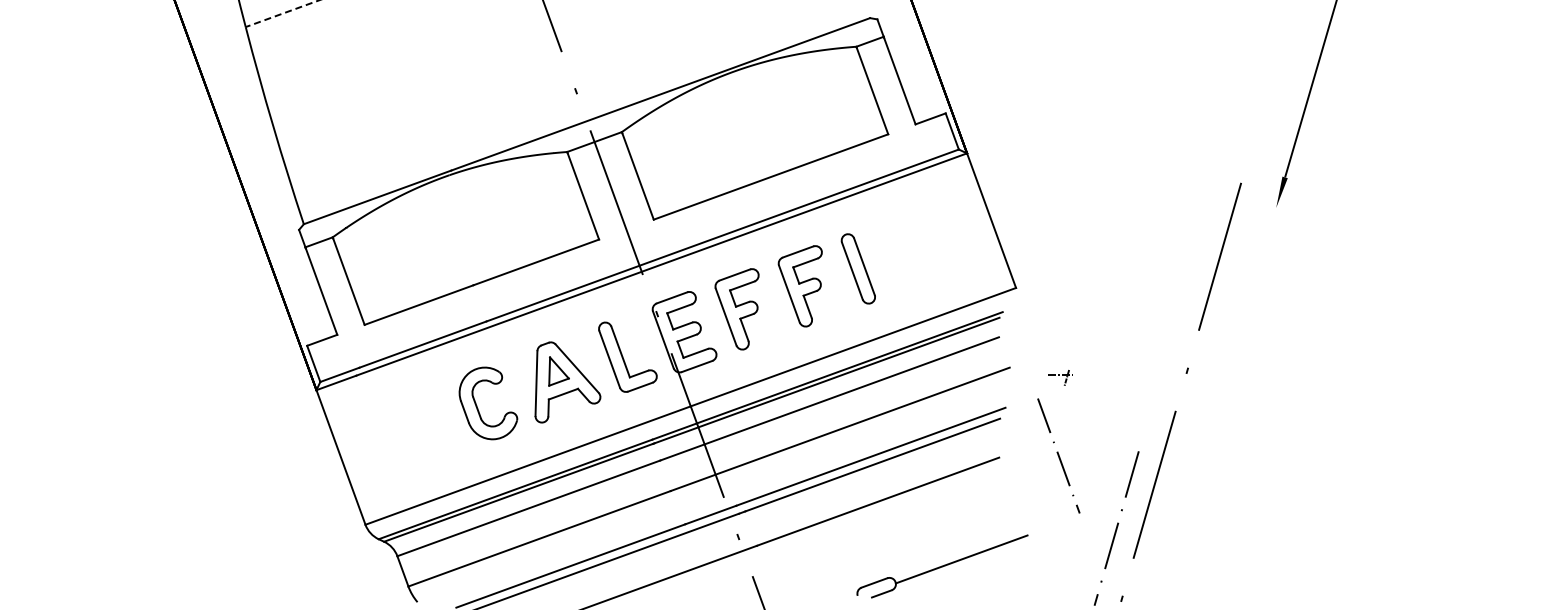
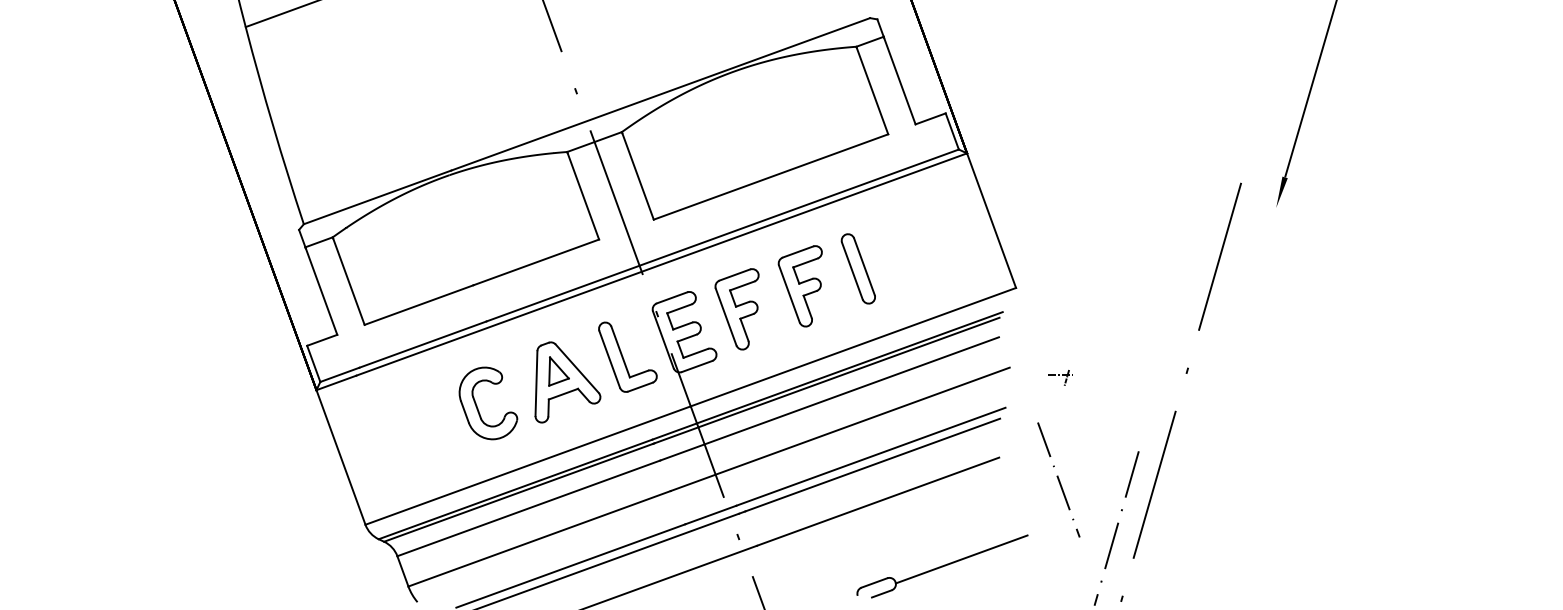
line: dashed -> solid (282, 13)
line position: (1058, 455) -> (1058, 479) (1058, 479)
